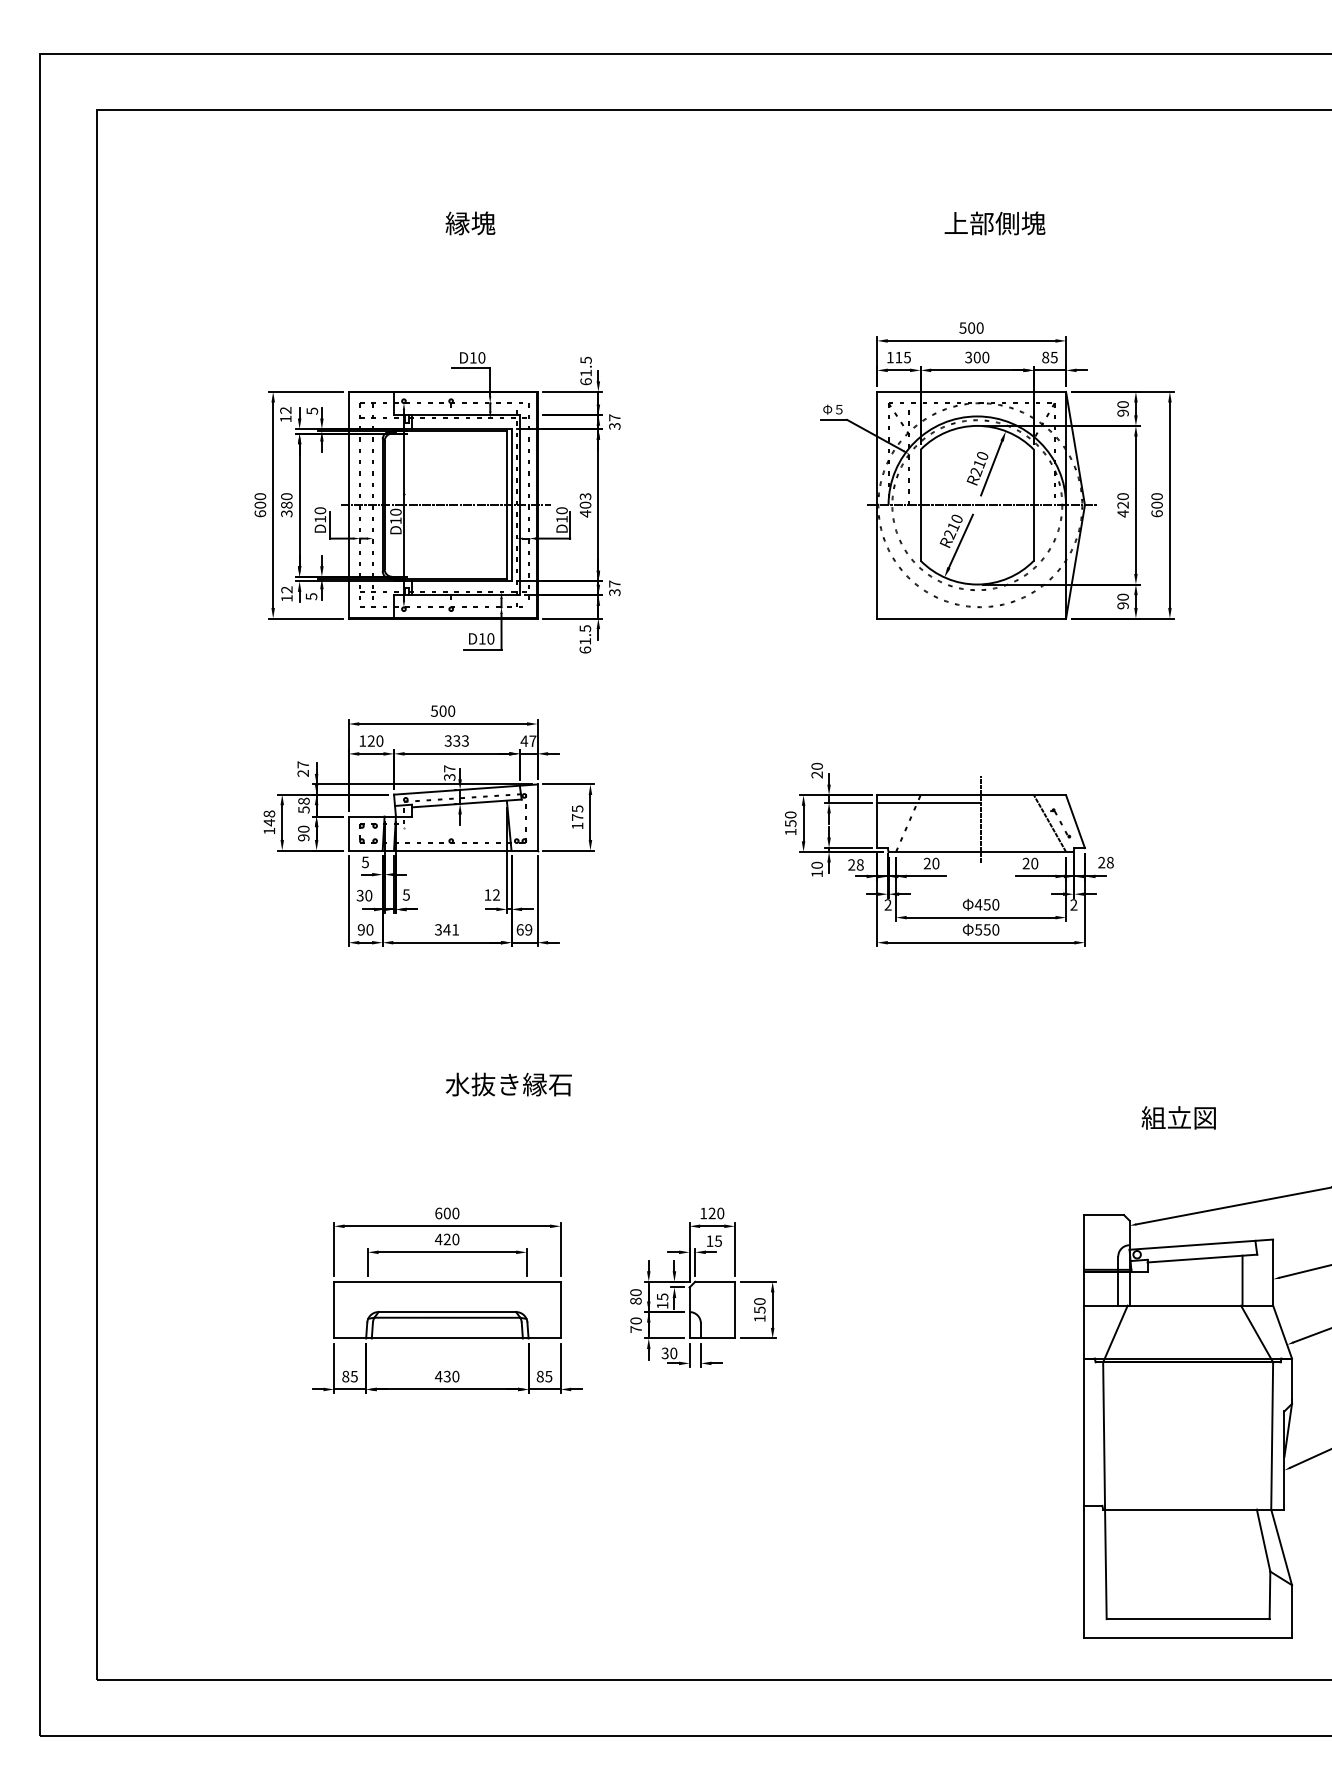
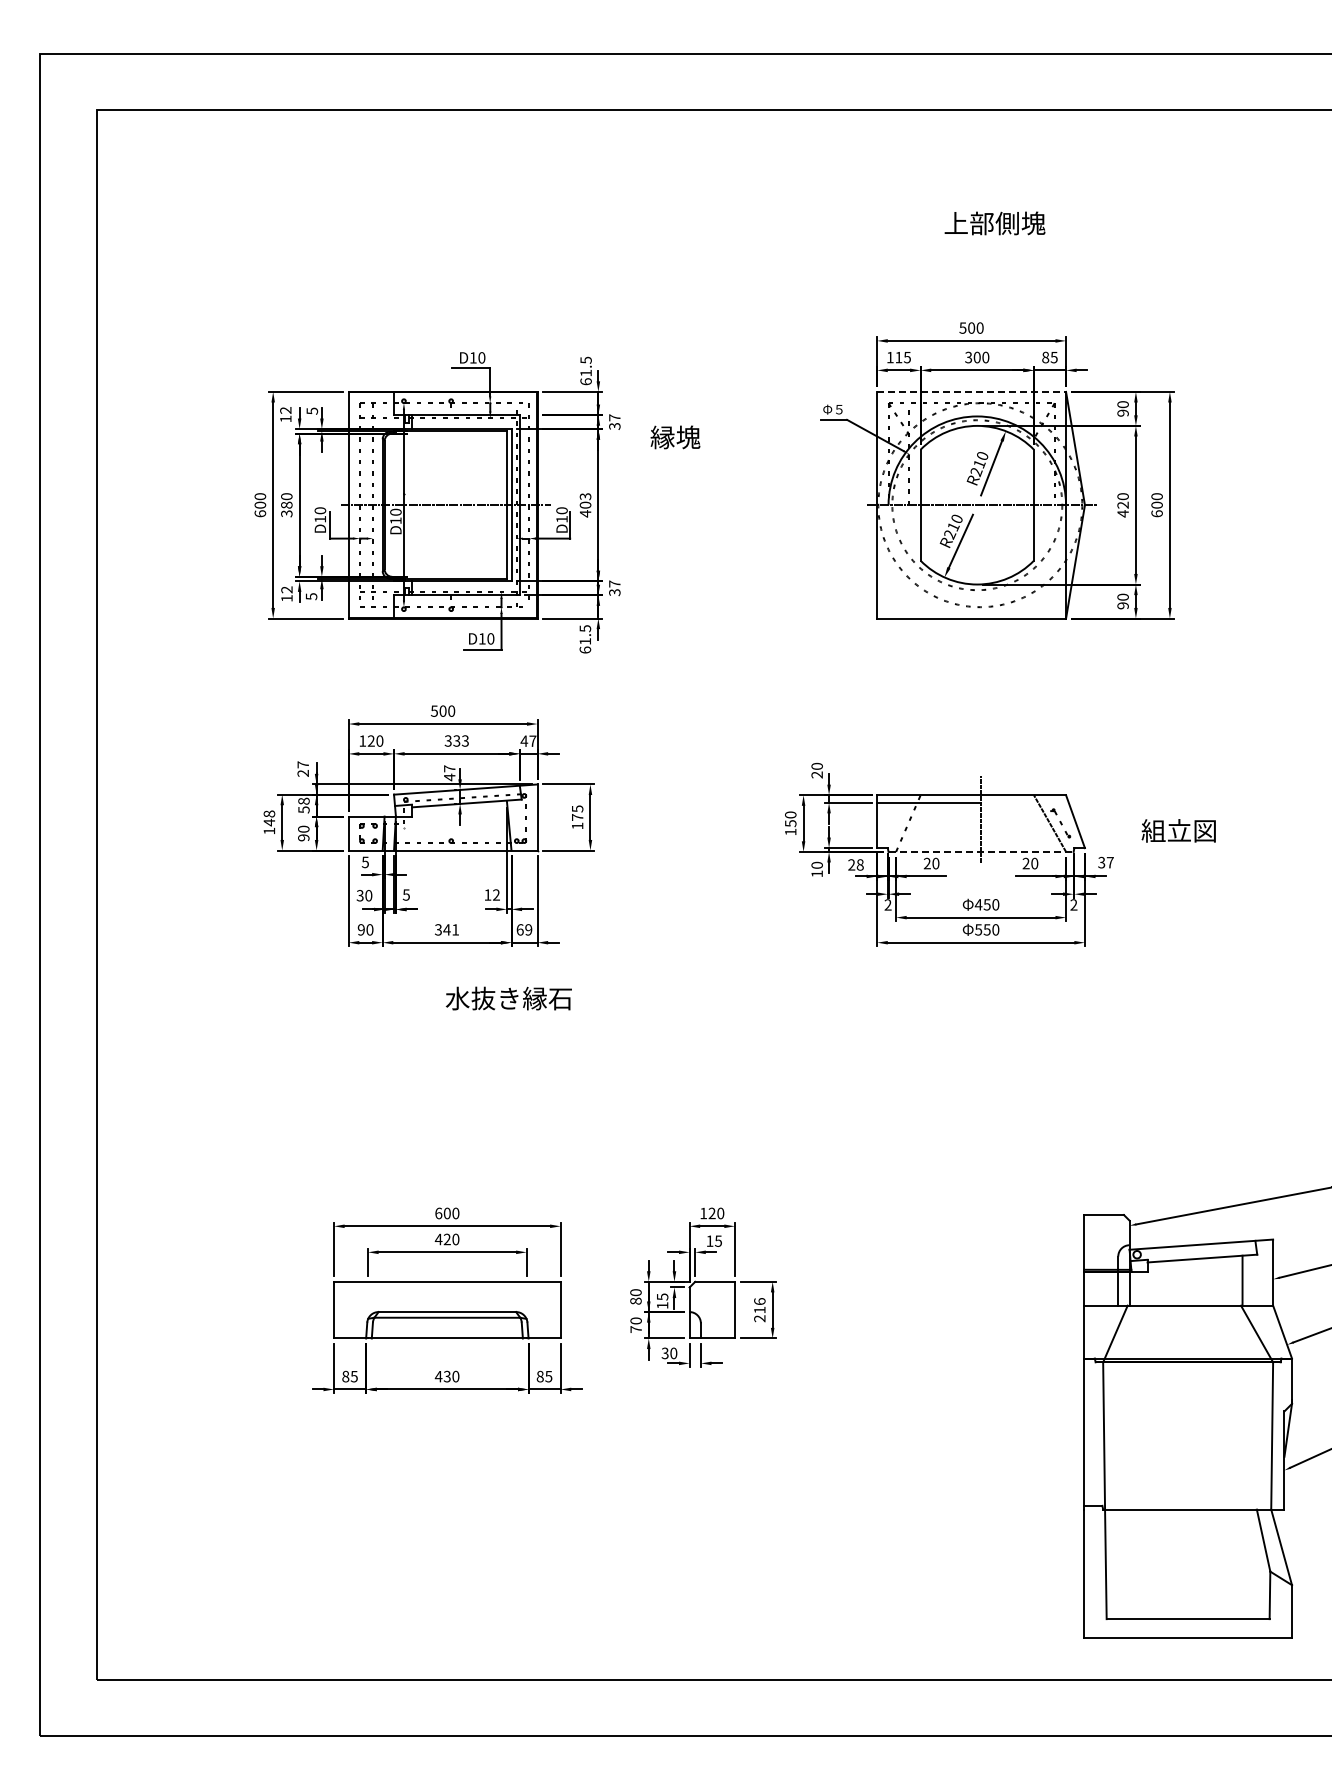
text position: (470, 223) -> (675, 437) (675, 437)
line: solid -> dashed (972, 391)
text: 37 -> 47 (449, 777)
line: solid -> dashed (981, 851)
text: 28 -> 37 (1105, 862)
text position: (508, 1084) -> (508, 998) (508, 998)
text position: (1178, 1117) -> (1178, 830) (1178, 830)
text: 150 -> 216 (759, 1310)
